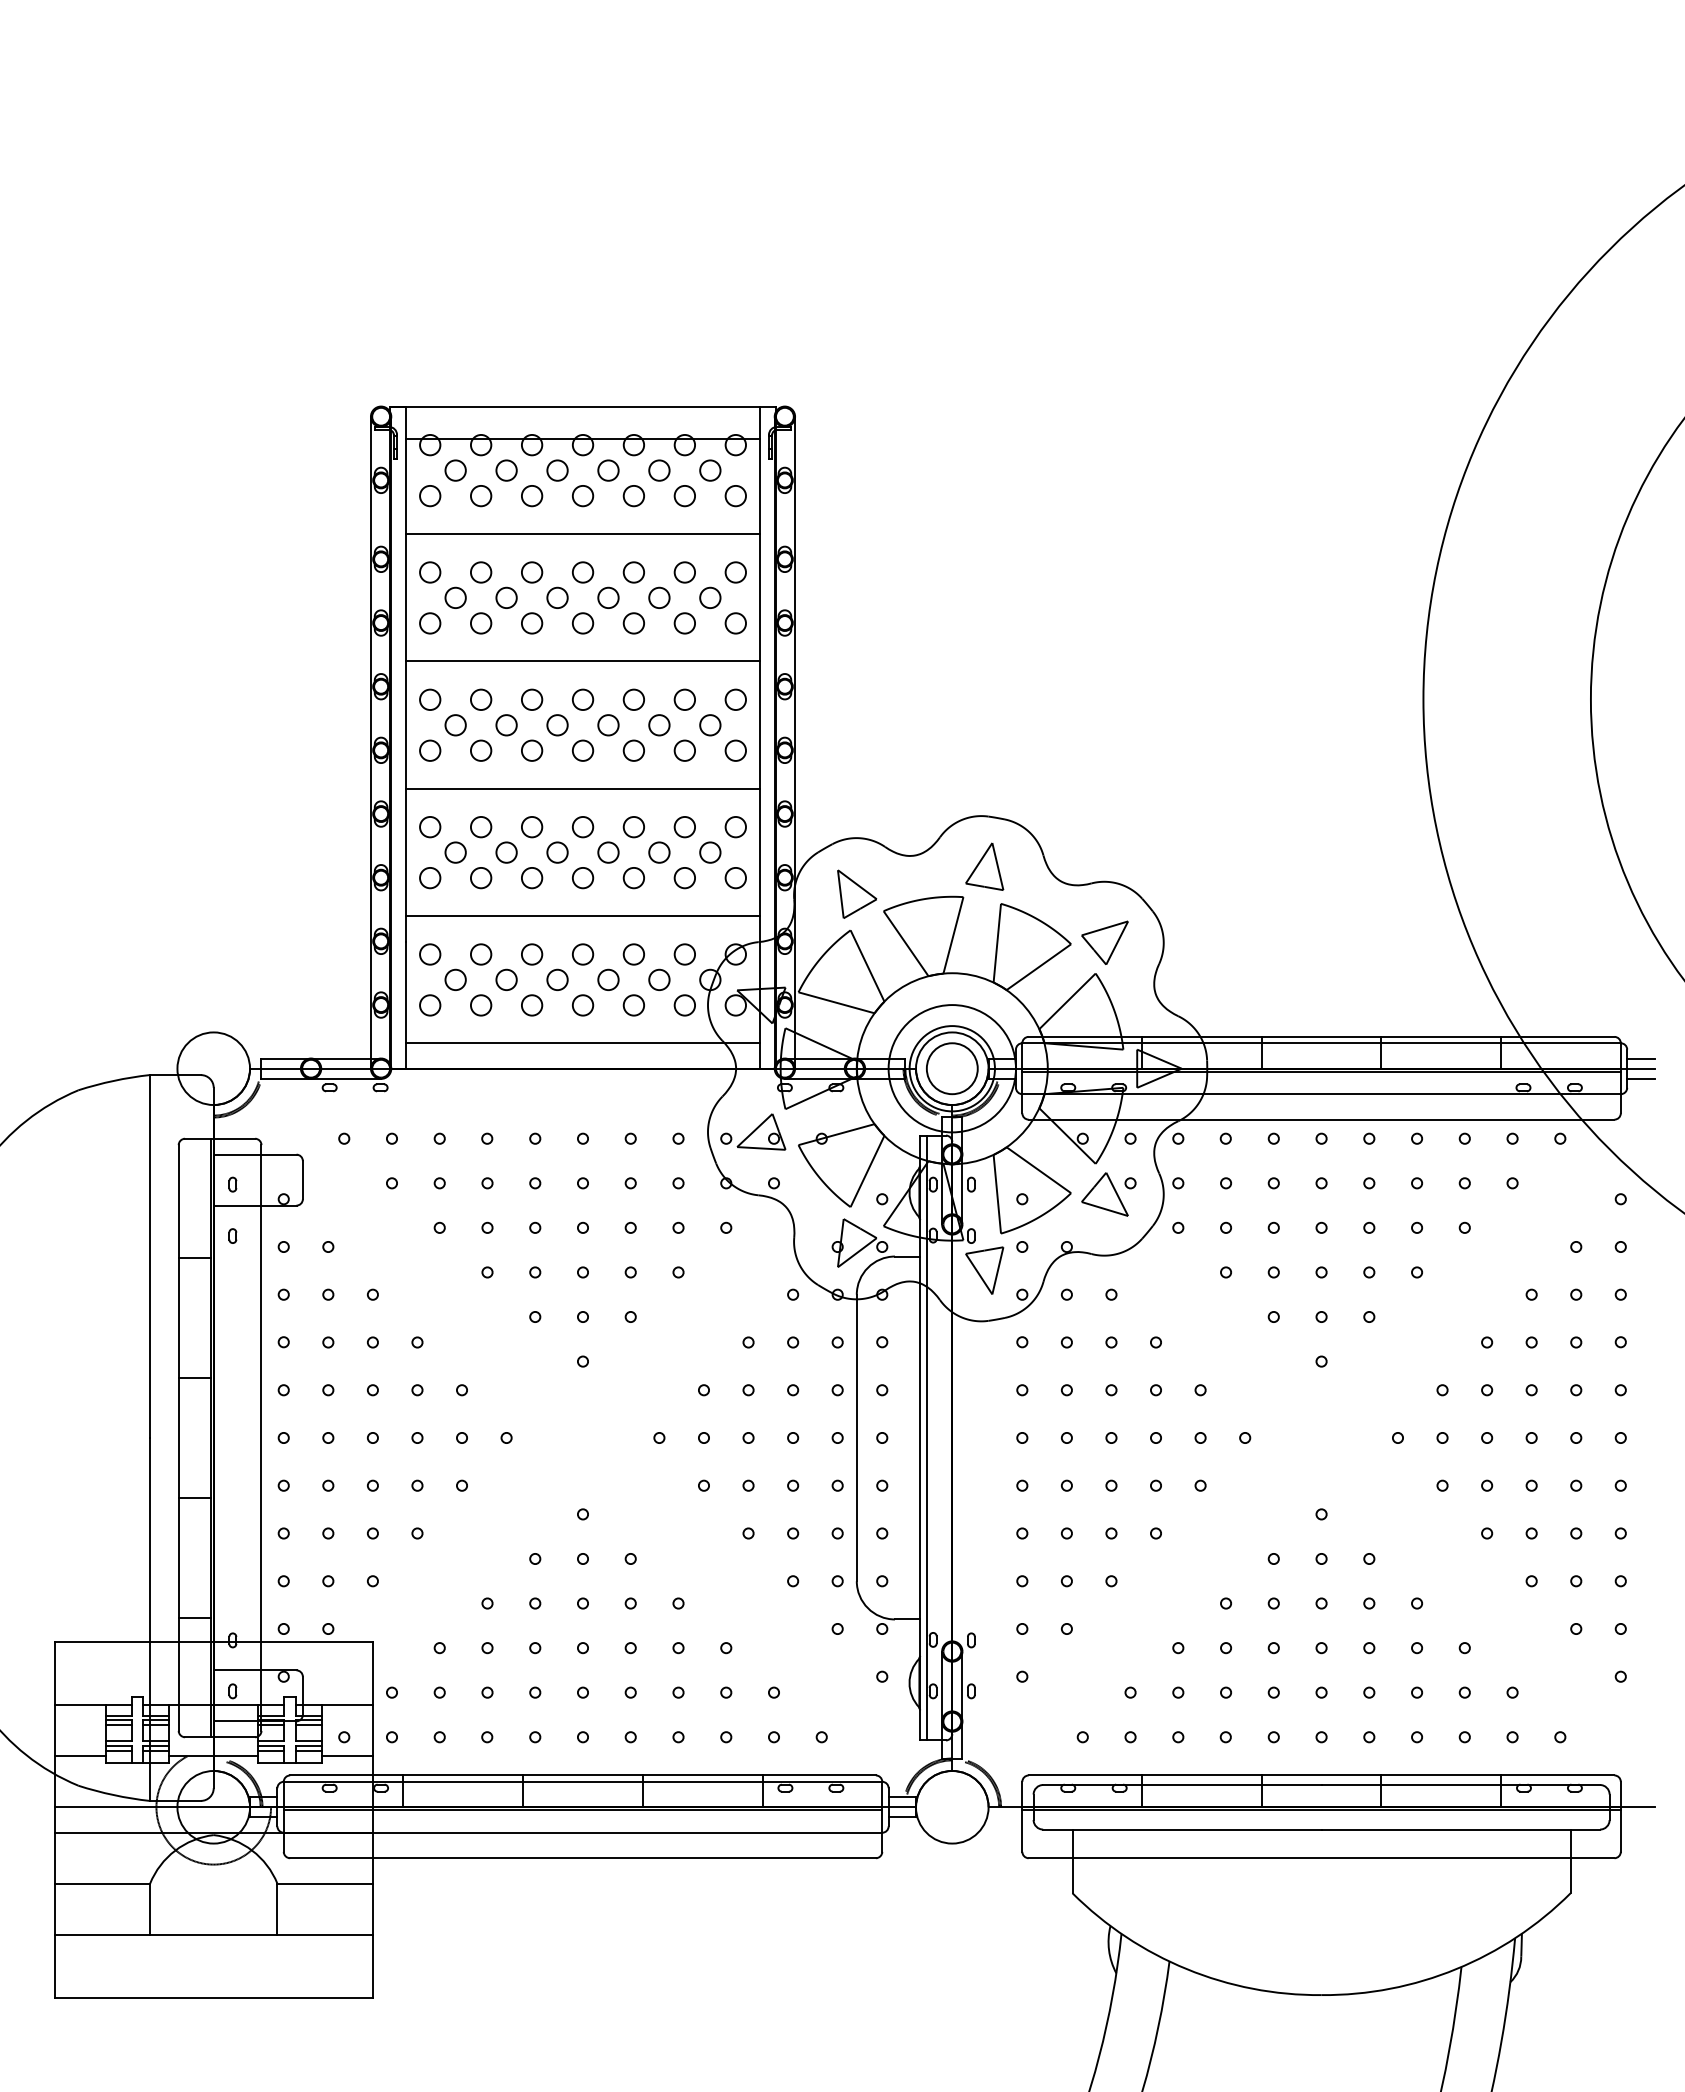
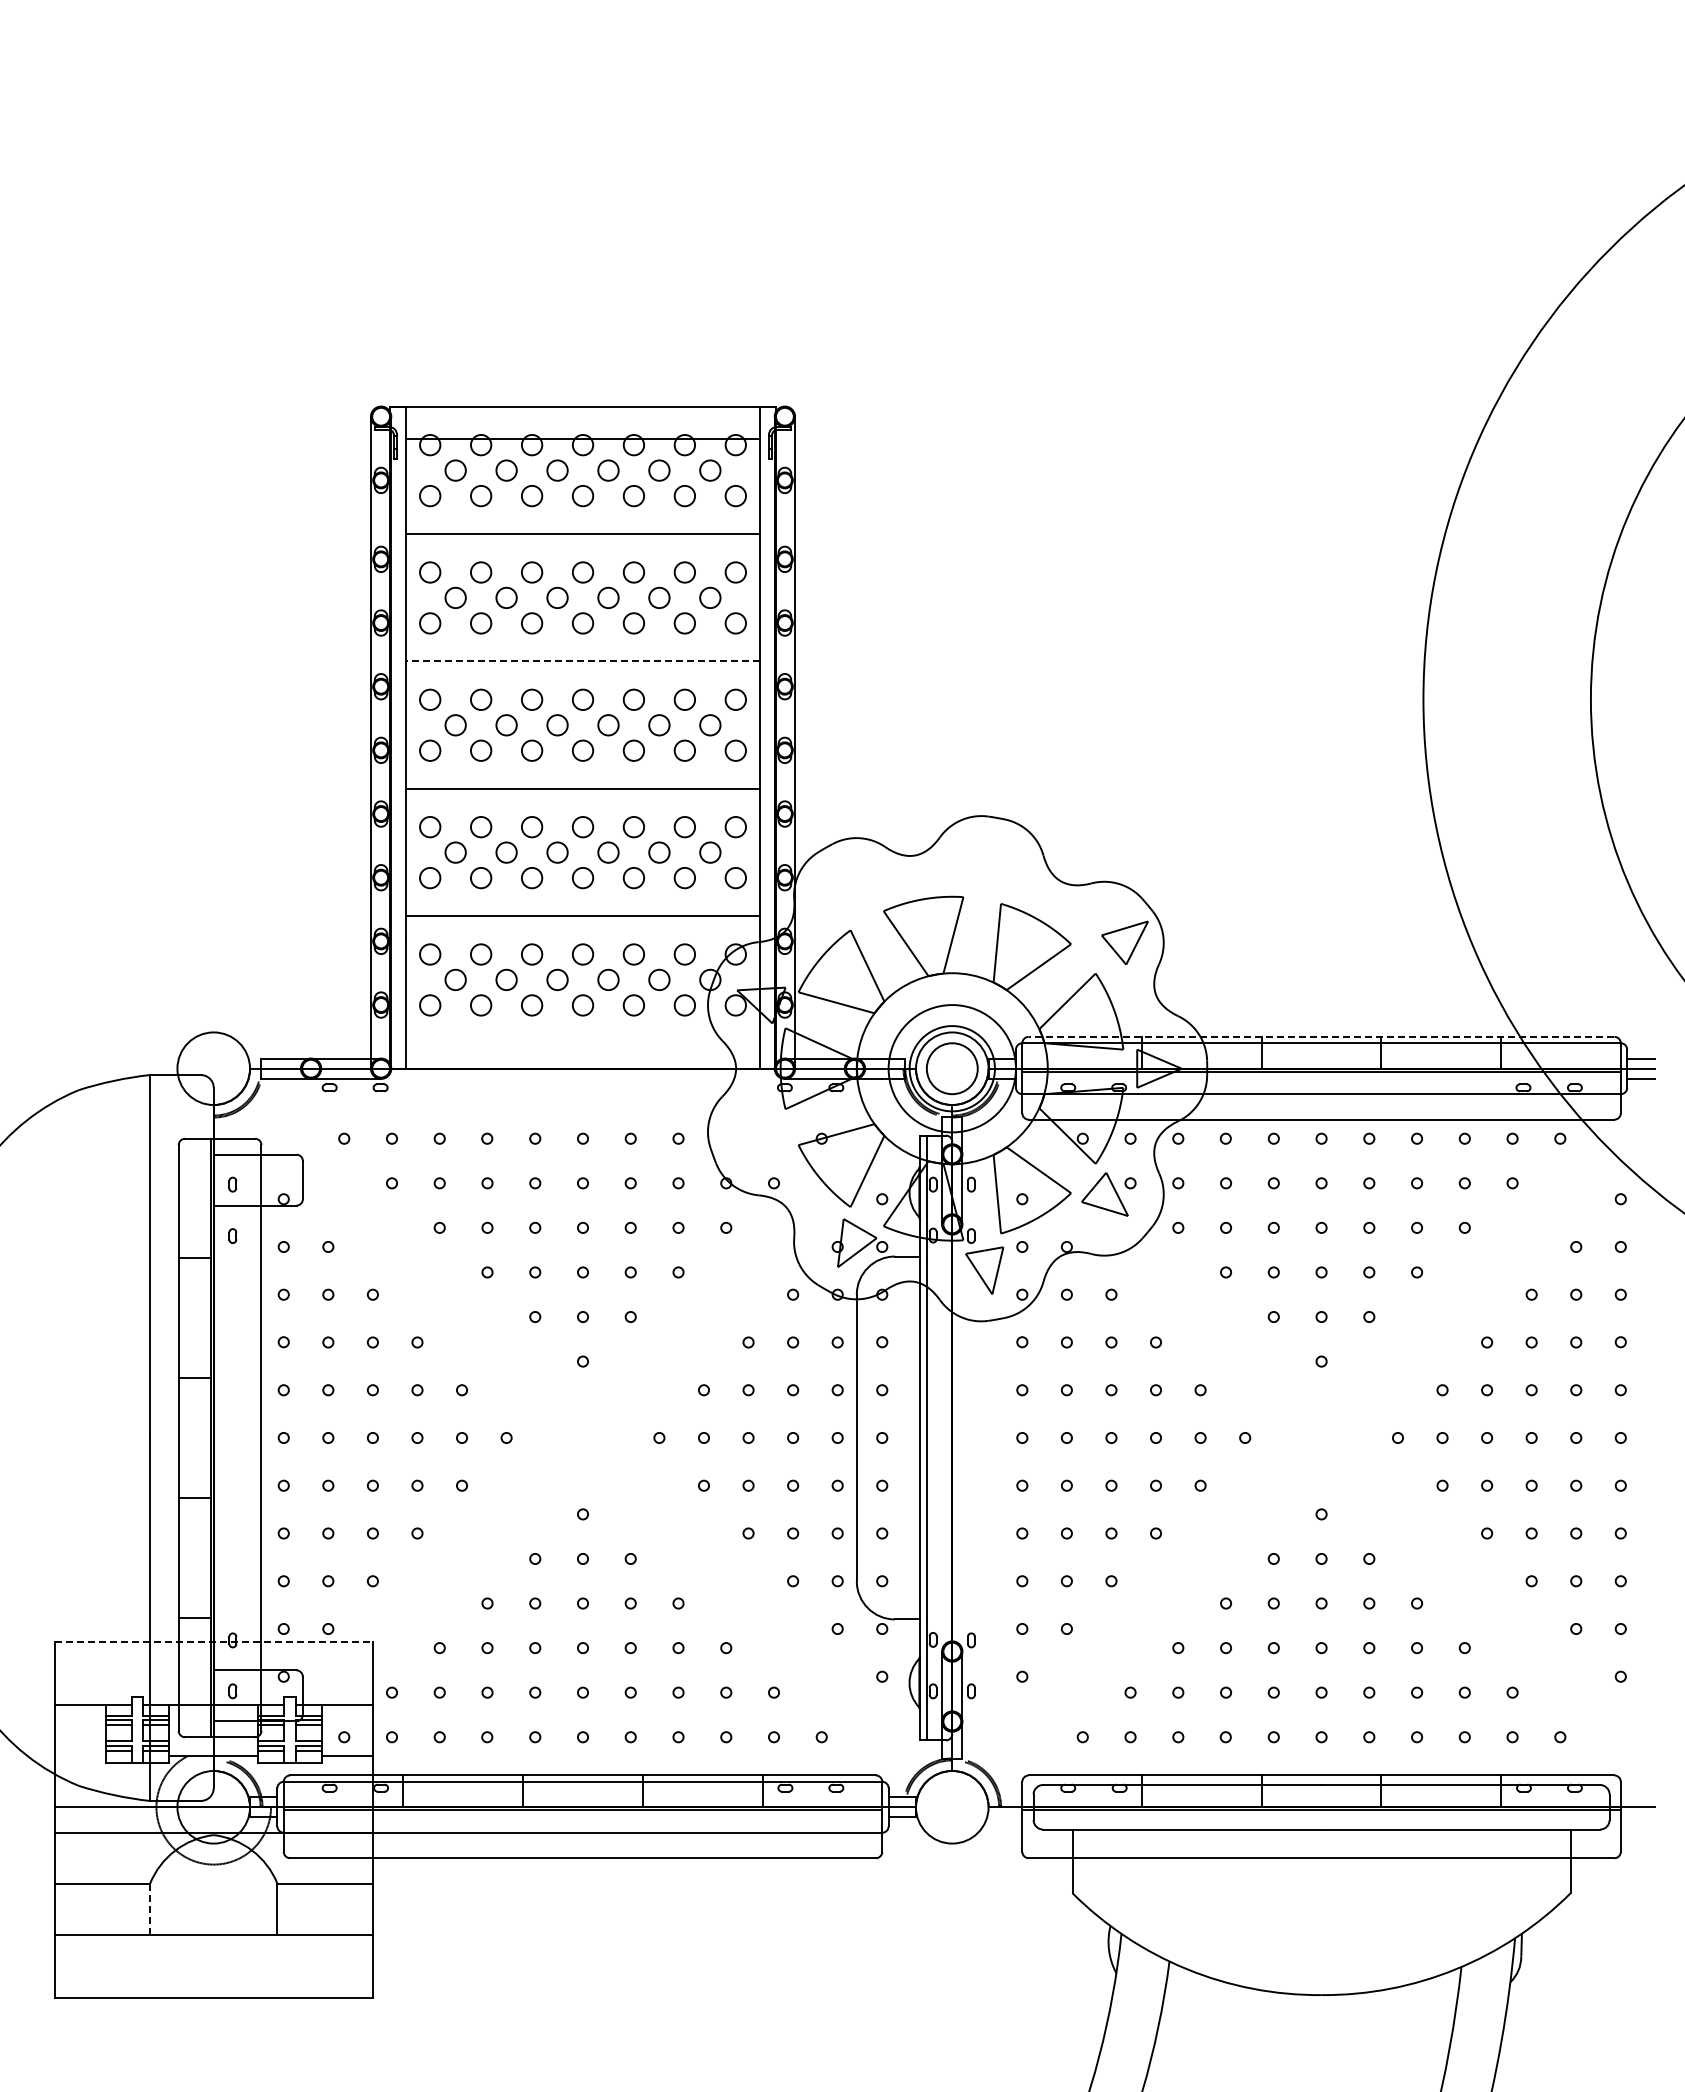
line: solid -> dashed (583, 661)
part: present -> none (984, 866)
part: present -> none (857, 893)
part position: (1104, 942) -> (1124, 942) (1124, 942)
line: solid -> dashed (1321, 1036)
line: present -> none (582, 1043)
part: present -> none (753, 1131)
line: solid -> dashed (214, 1641)
line: present -> none (79, 1756)
line: solid -> dashed (150, 1909)
